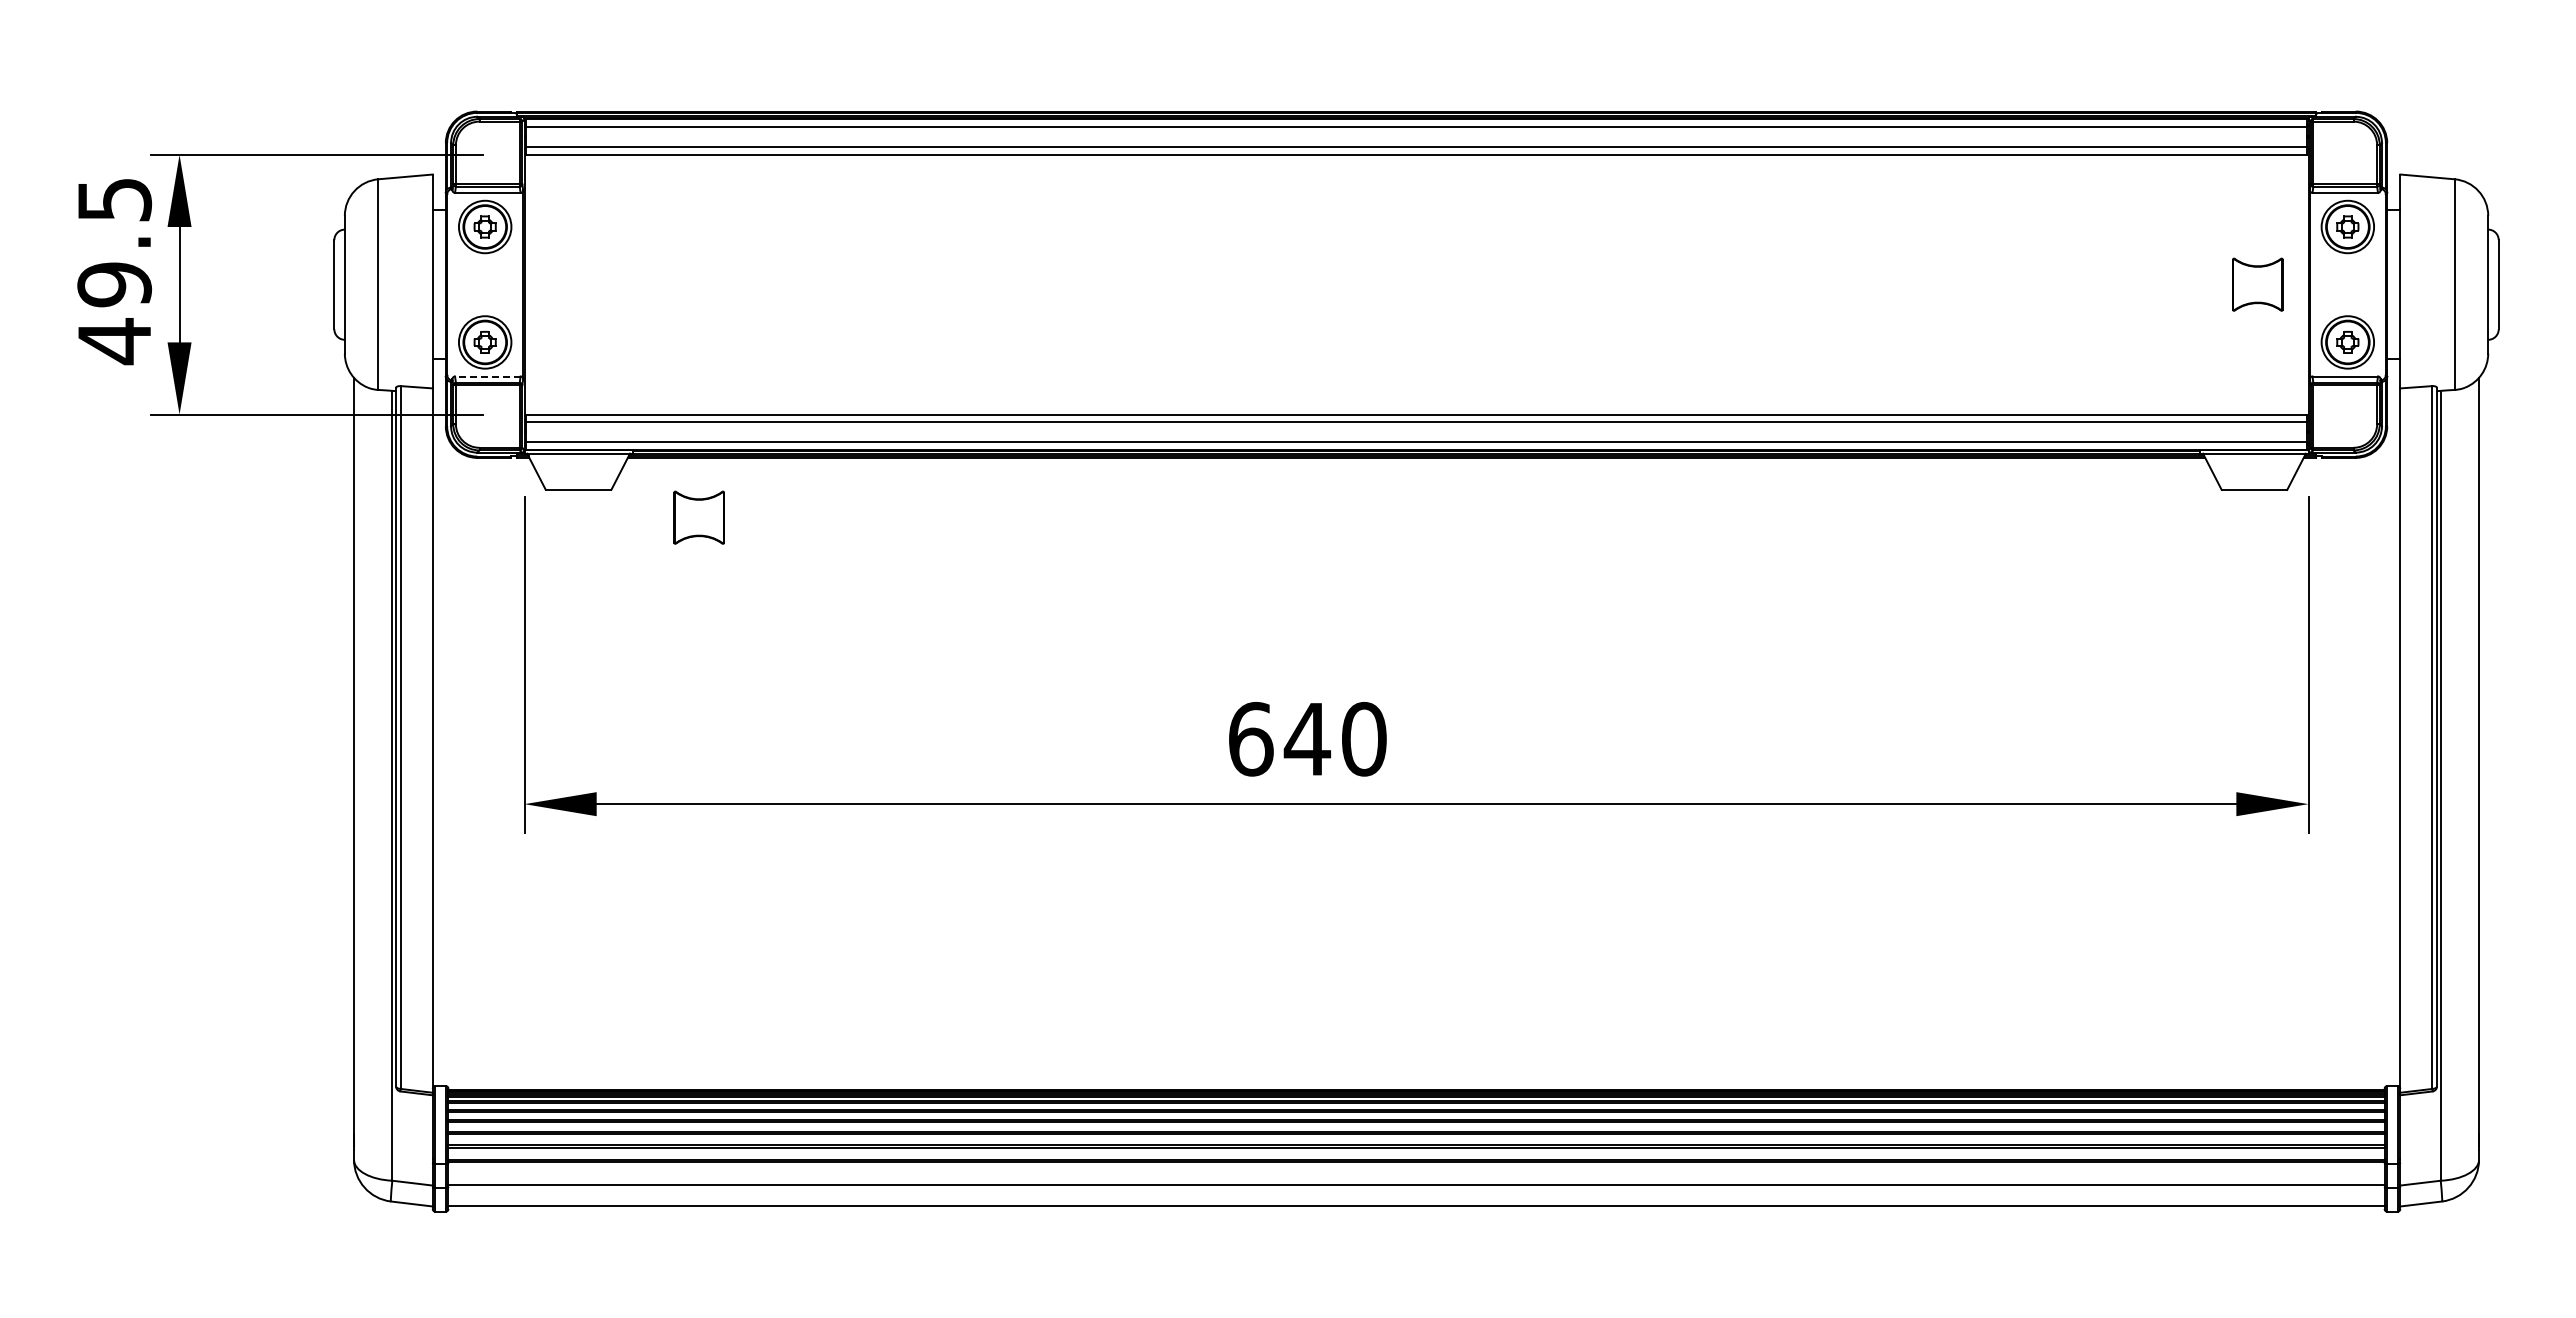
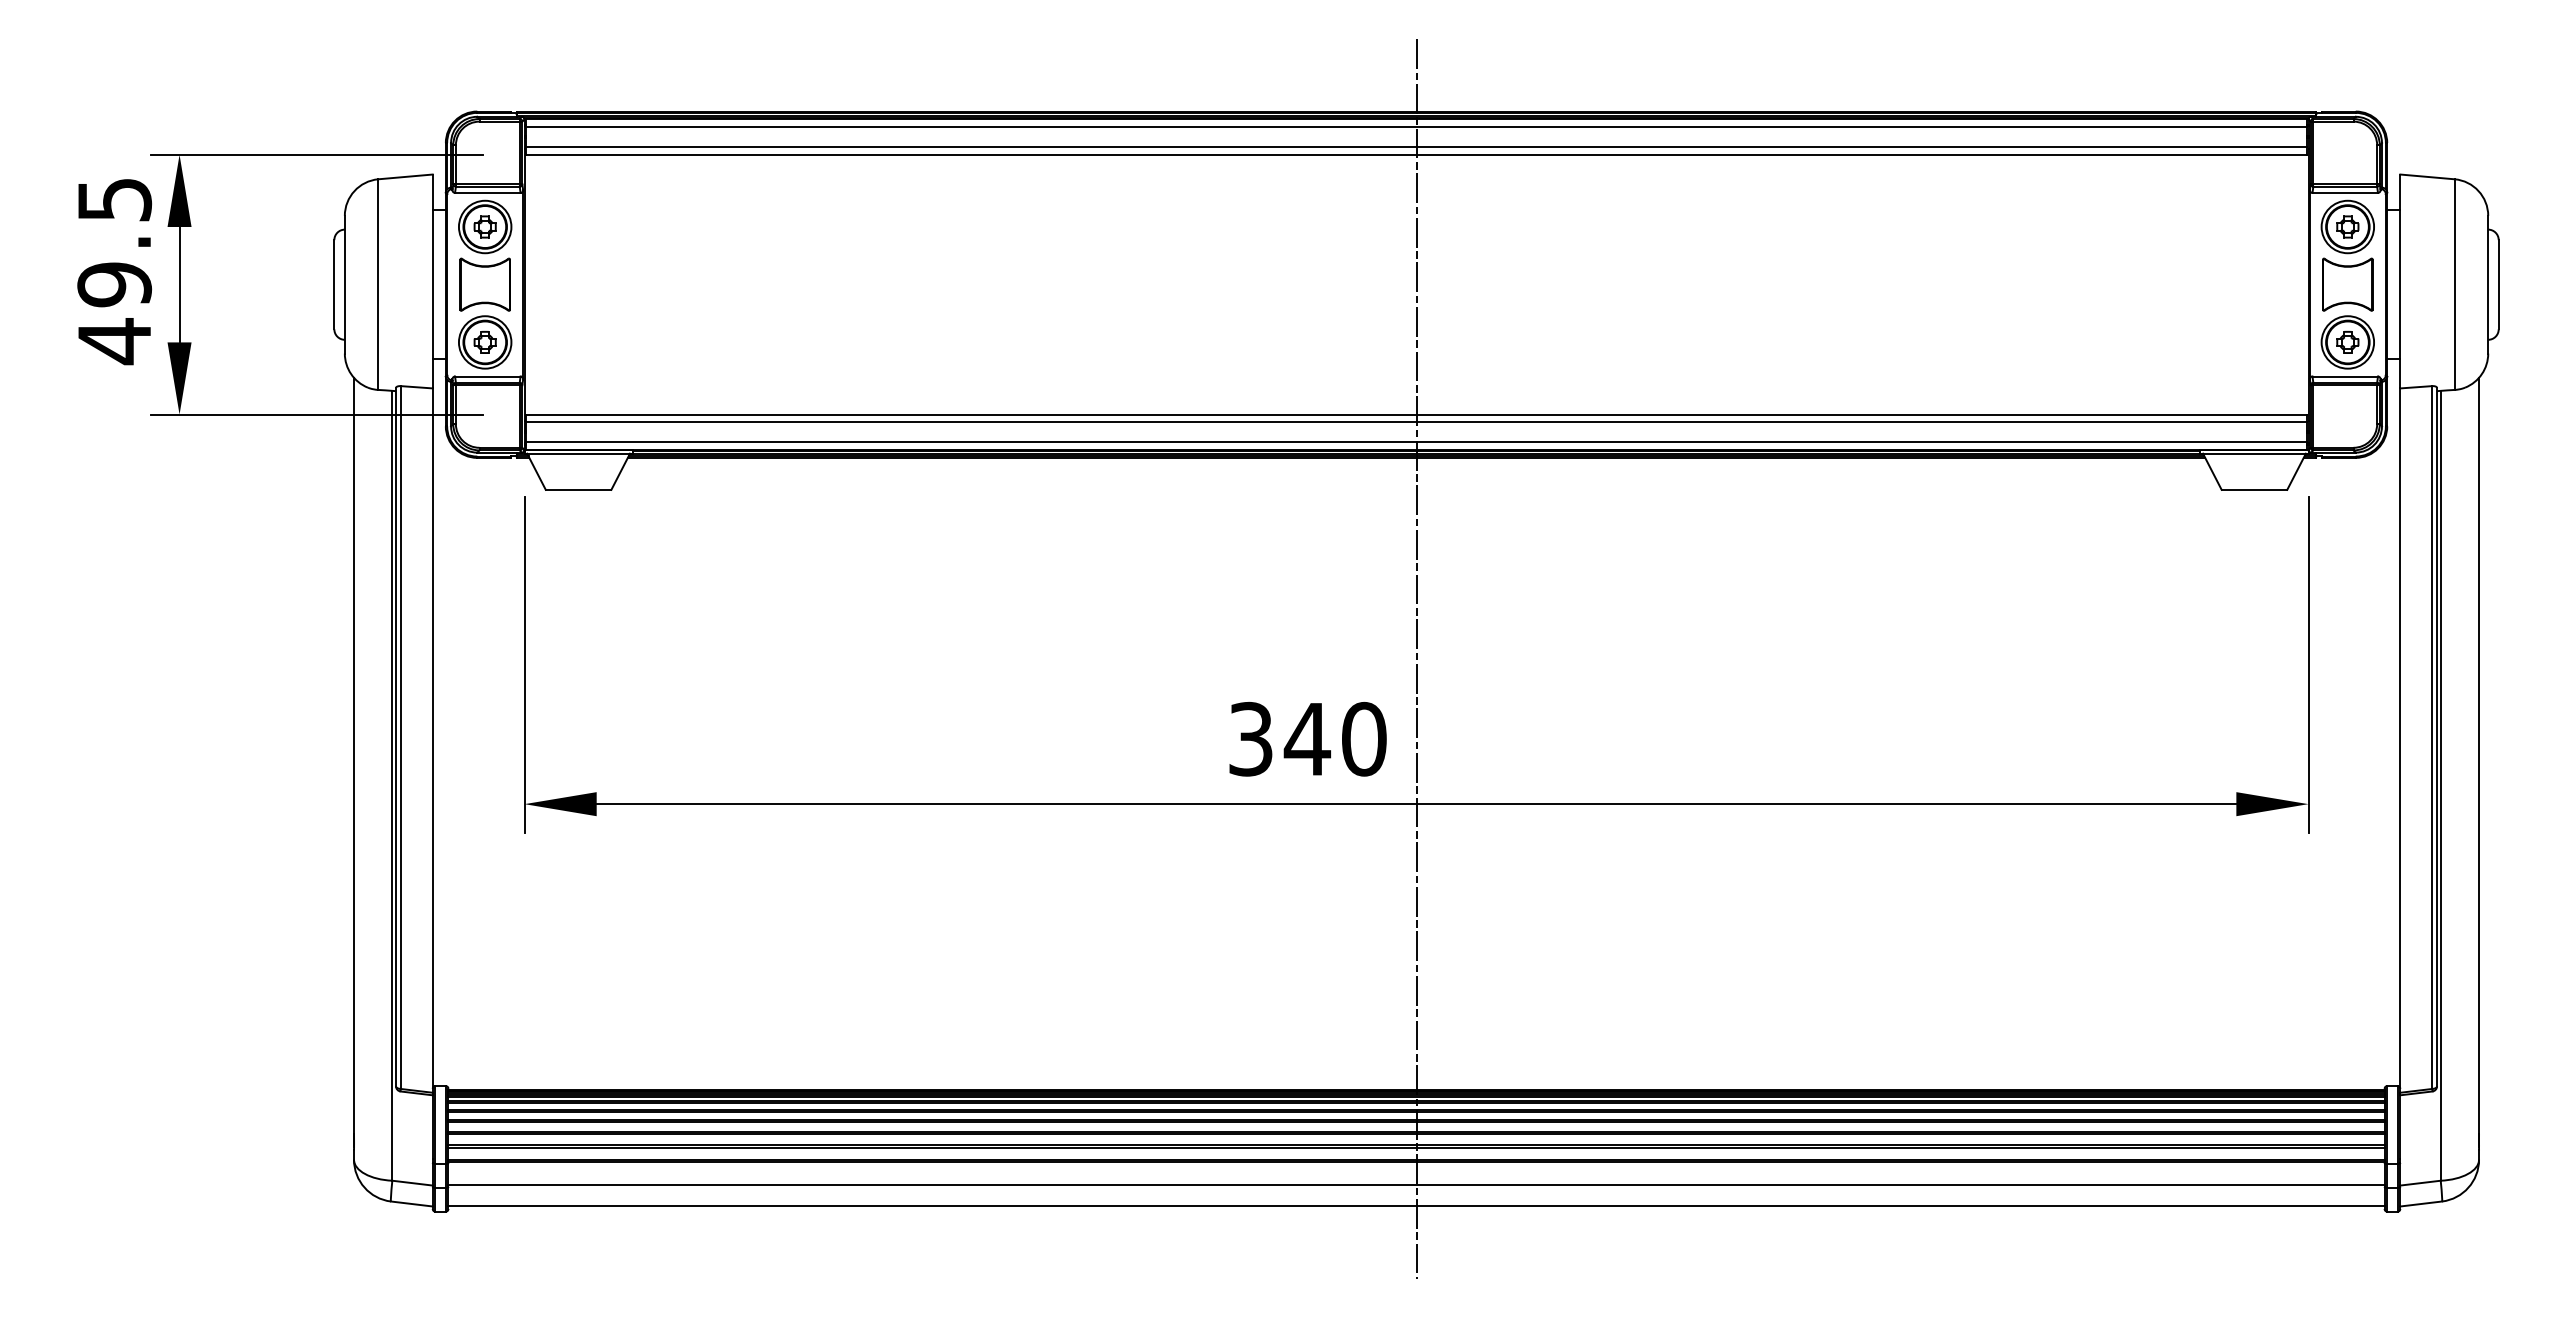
part position: (2257, 284) -> (2347, 284) (2347, 284)
line: dashed -> solid (487, 376)
part position: (698, 517) -> (484, 284) (484, 284)
line: none -> present (1416, 658)
text: 640 -> 340 (1251, 738)
